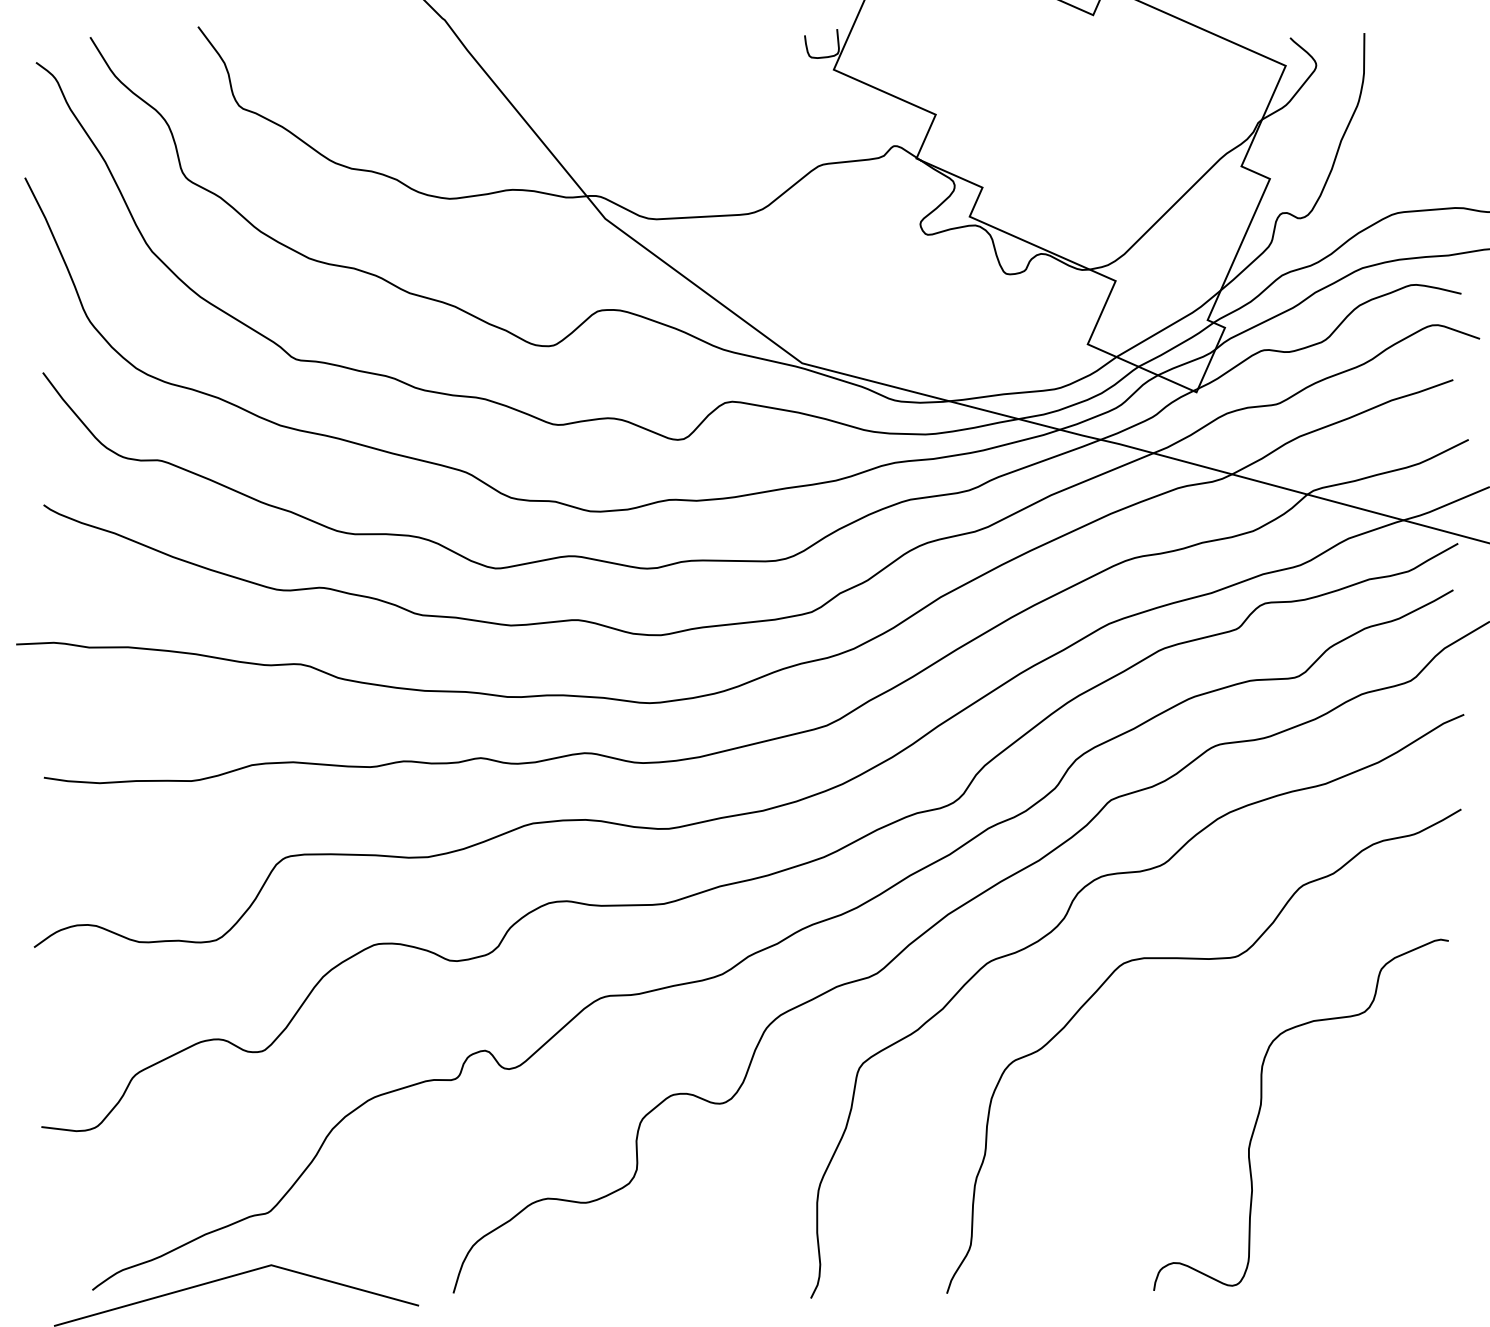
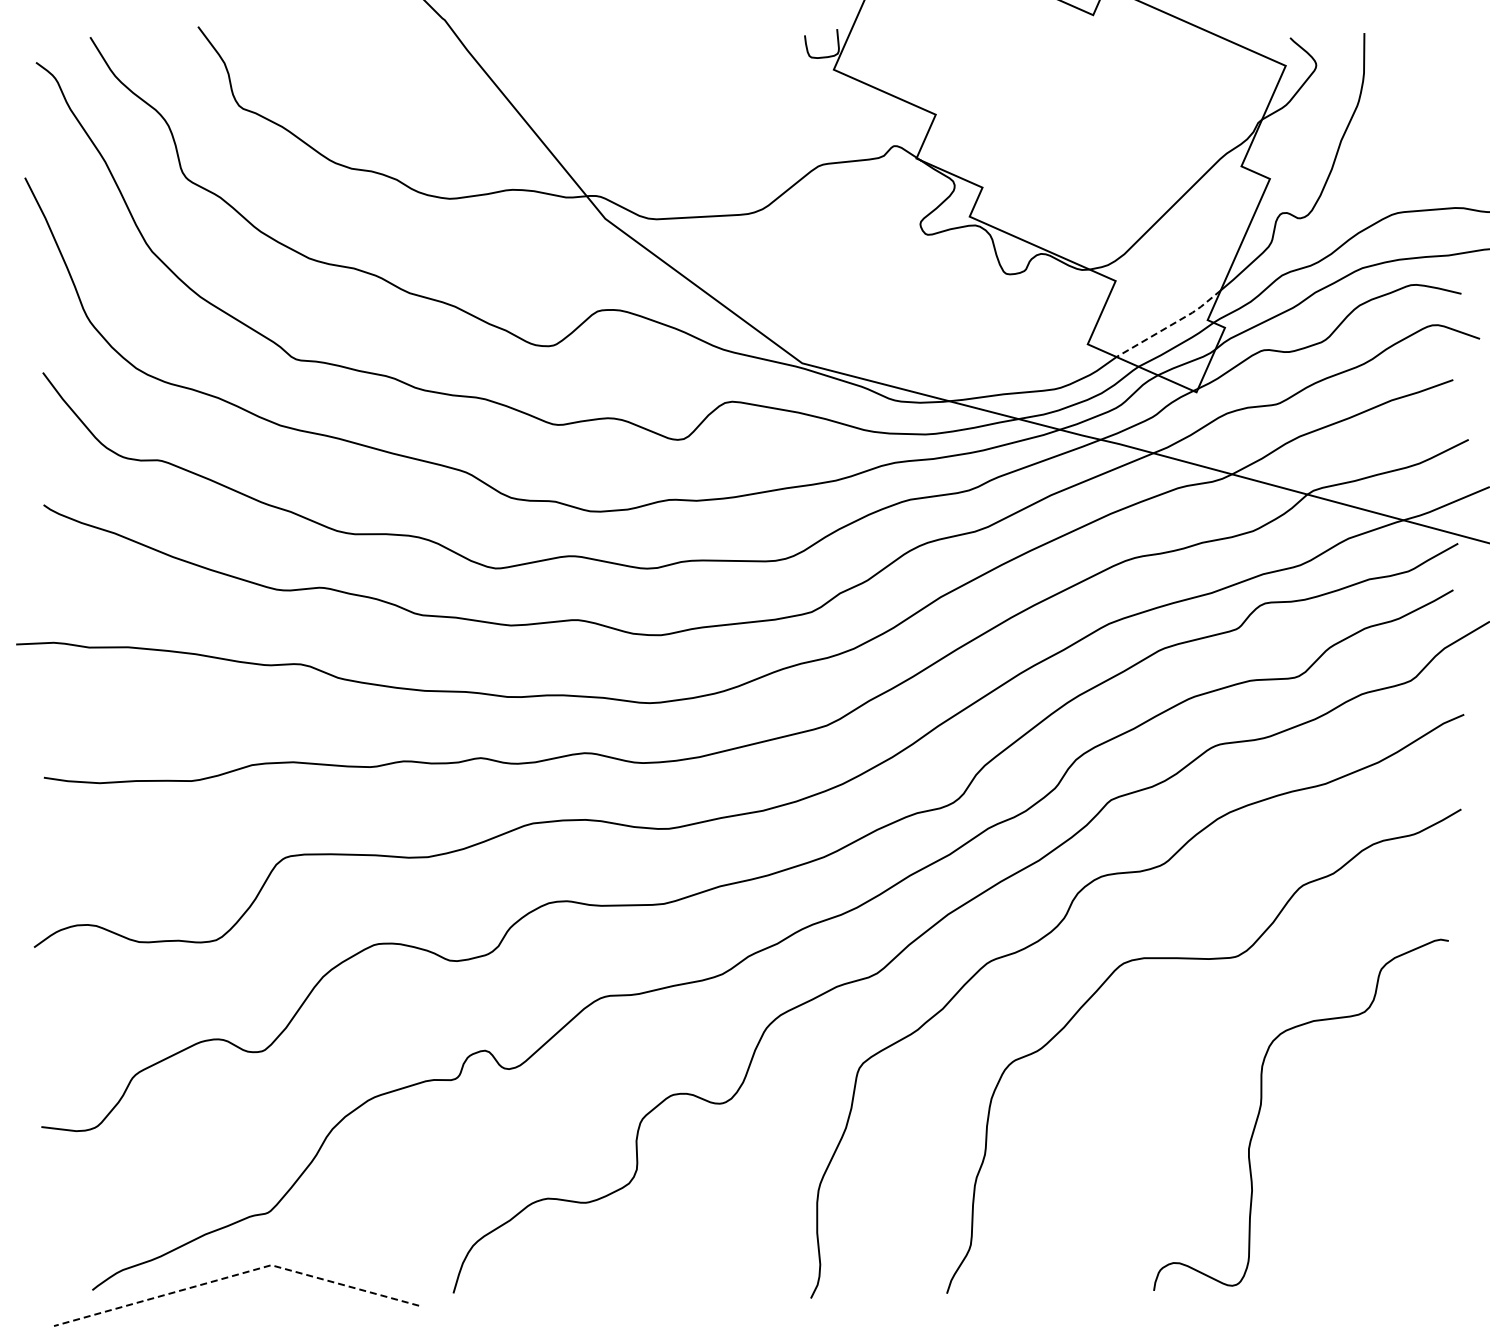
line: solid -> dashed (1170, 325)
line: solid -> dashed (236, 1274)
